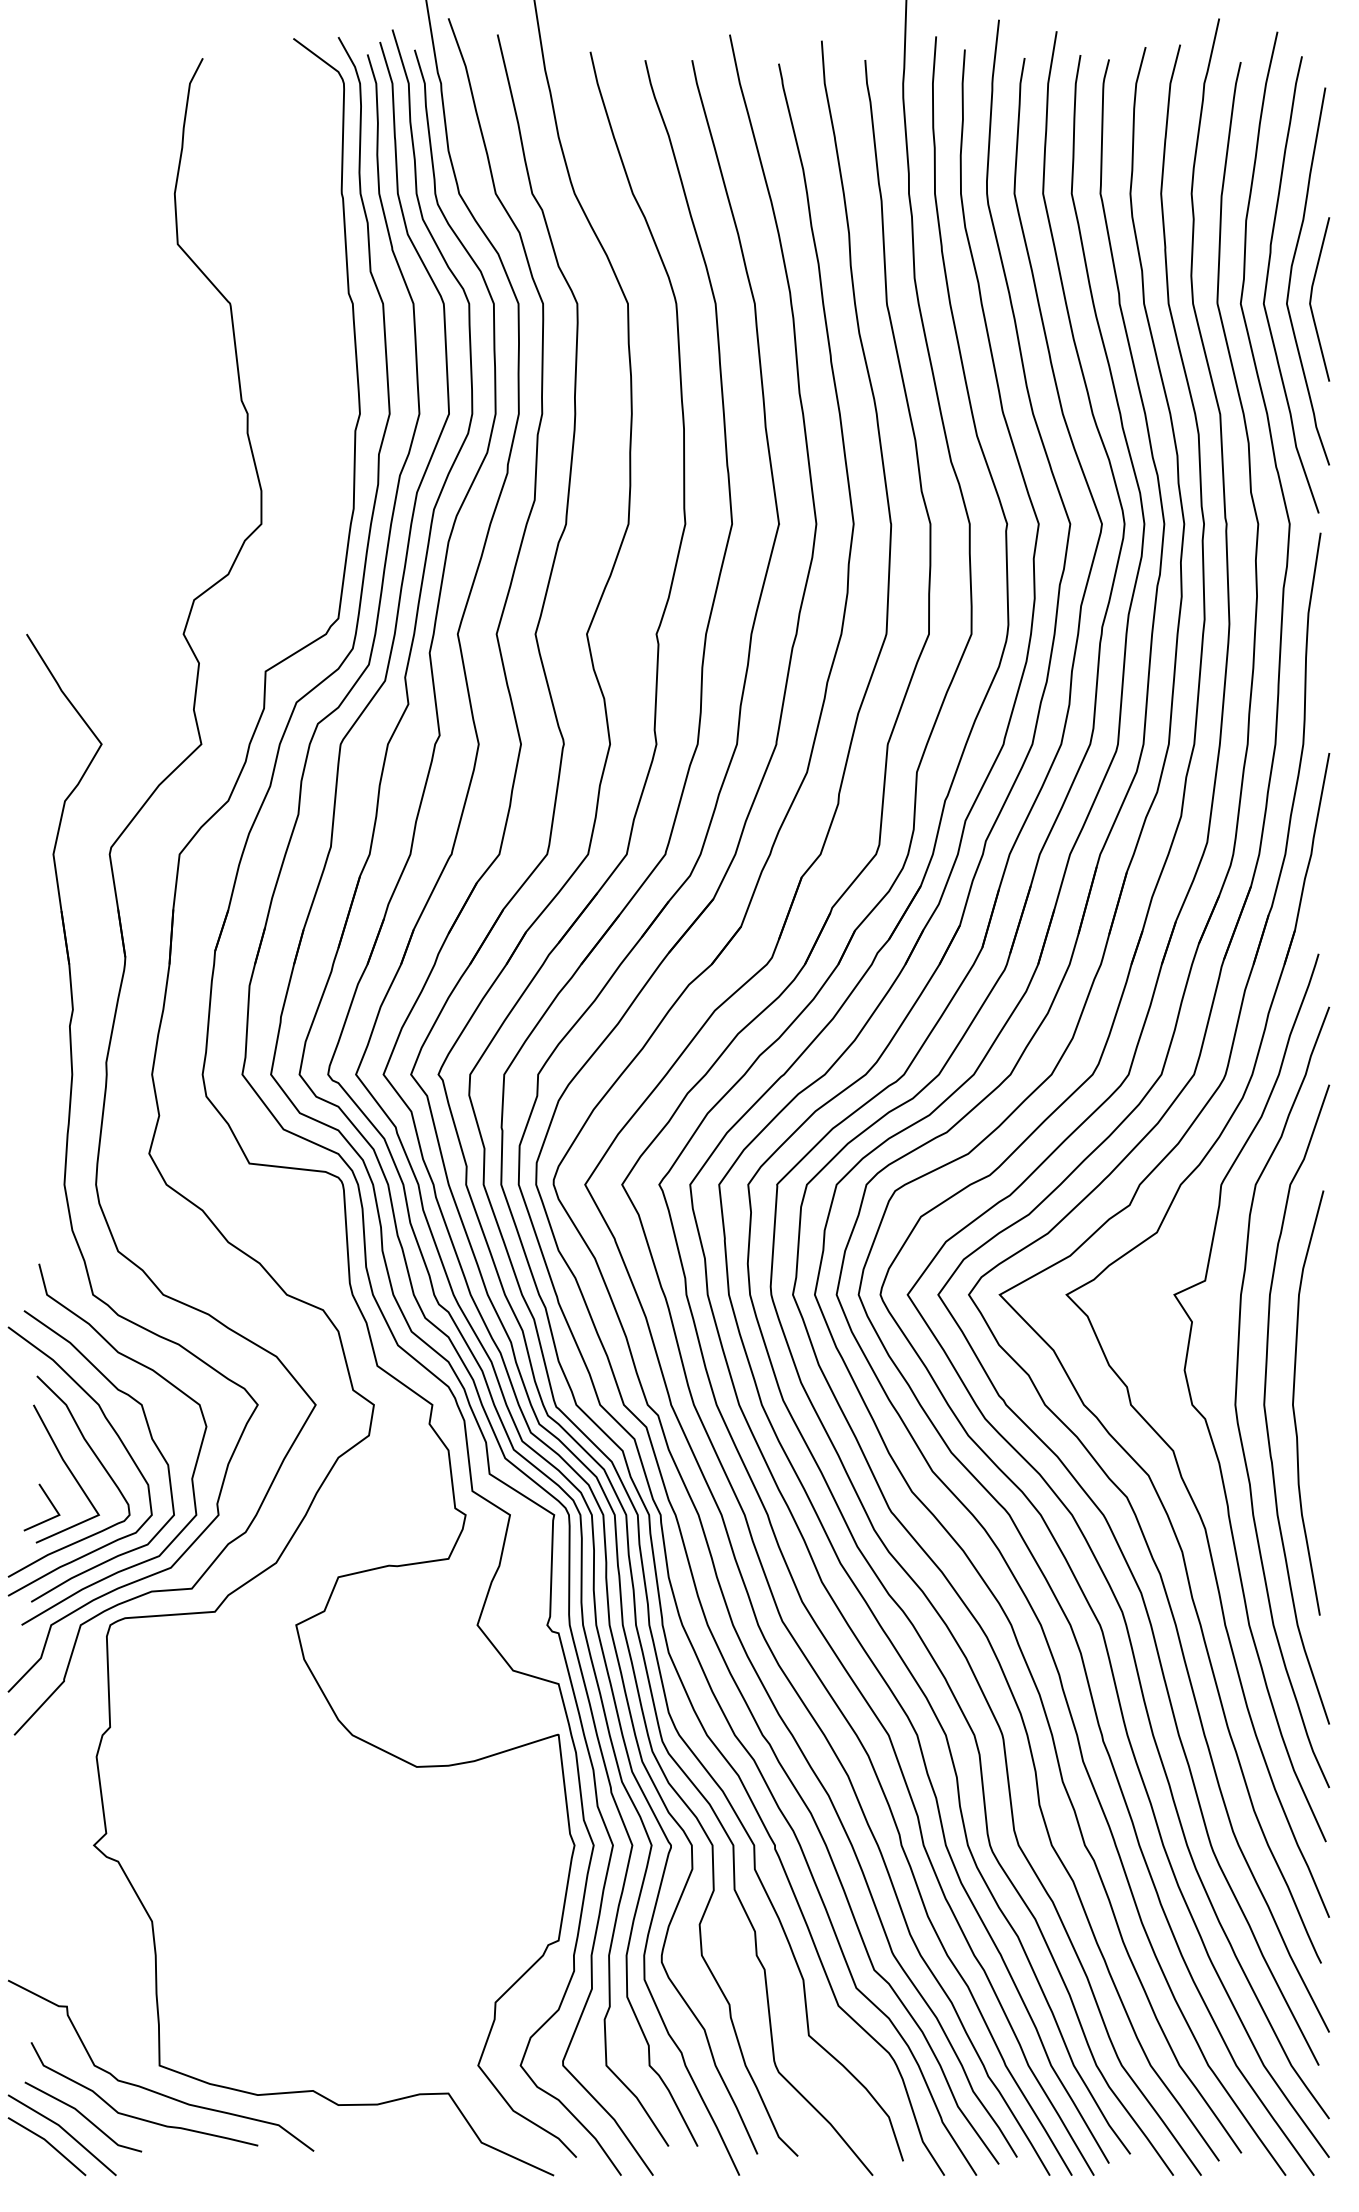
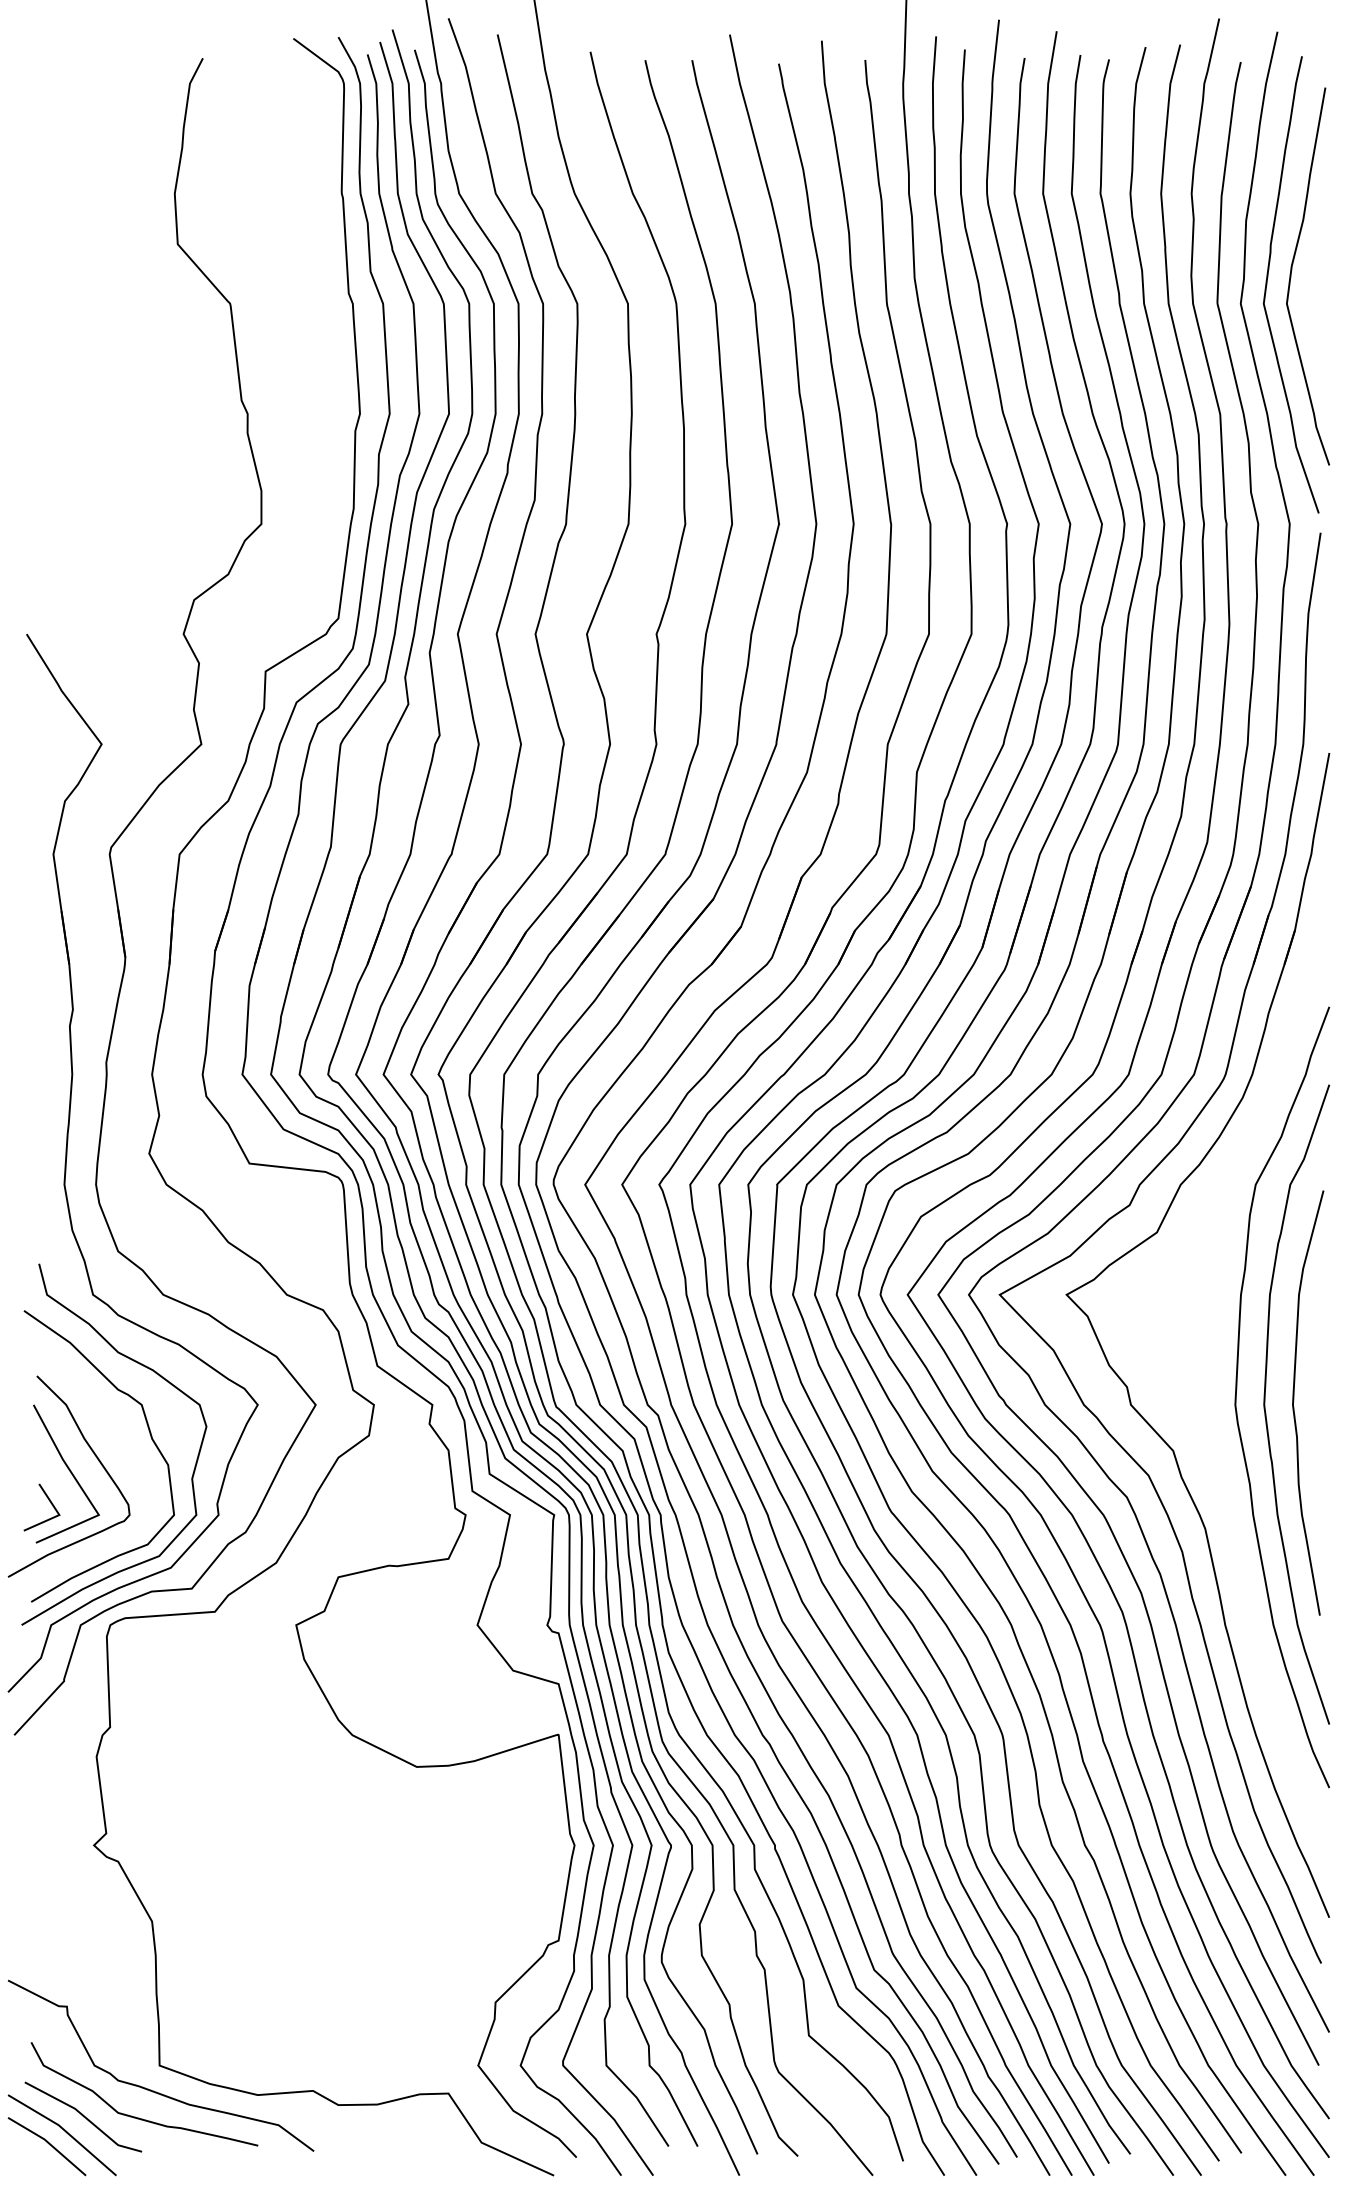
line: present -> none (1311, 299)
curve: present -> none (1206, 1419)
curve: present -> none (119, 1440)
